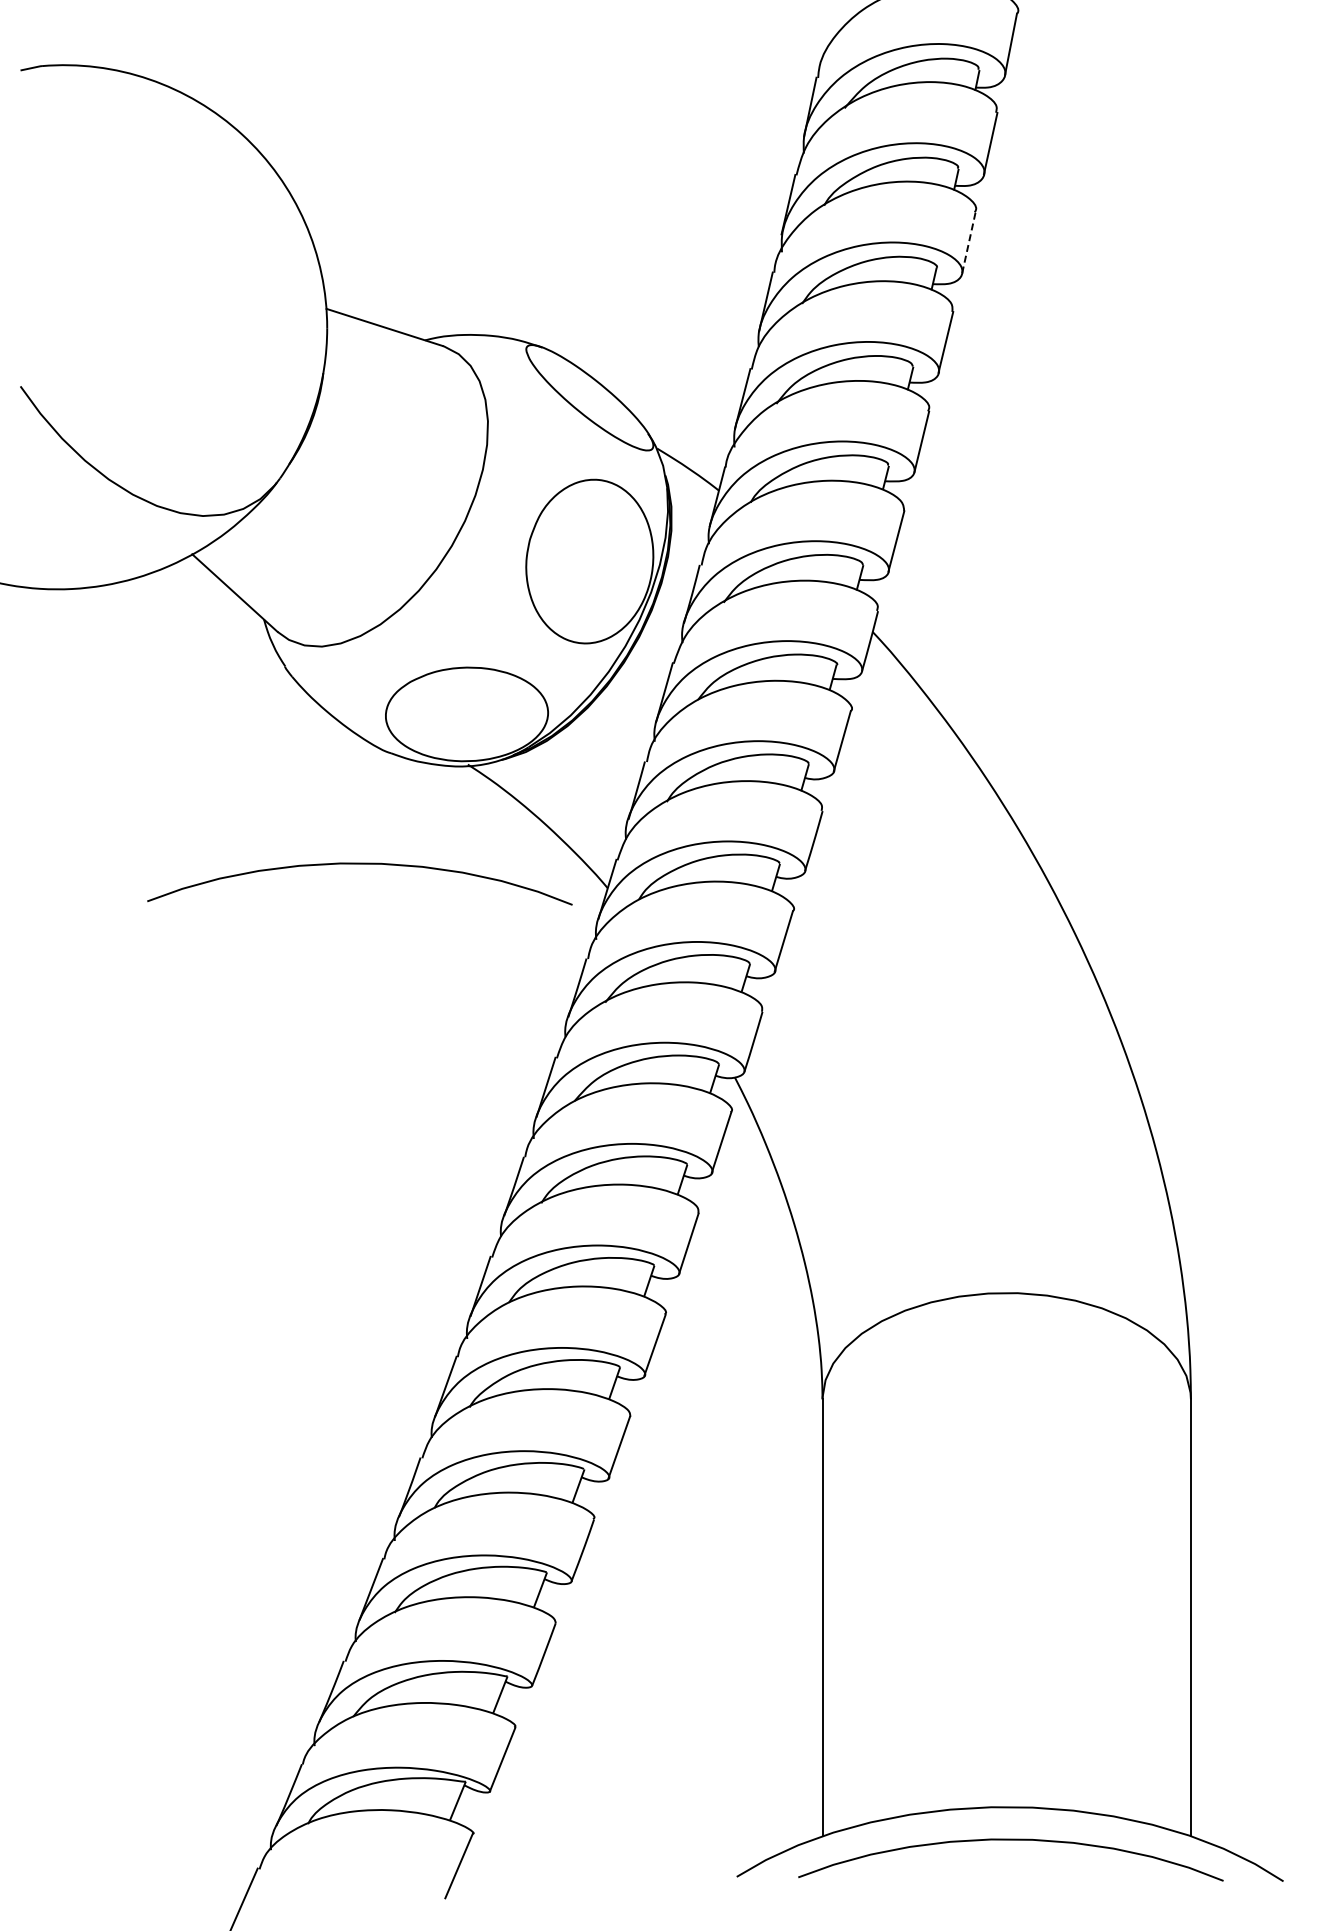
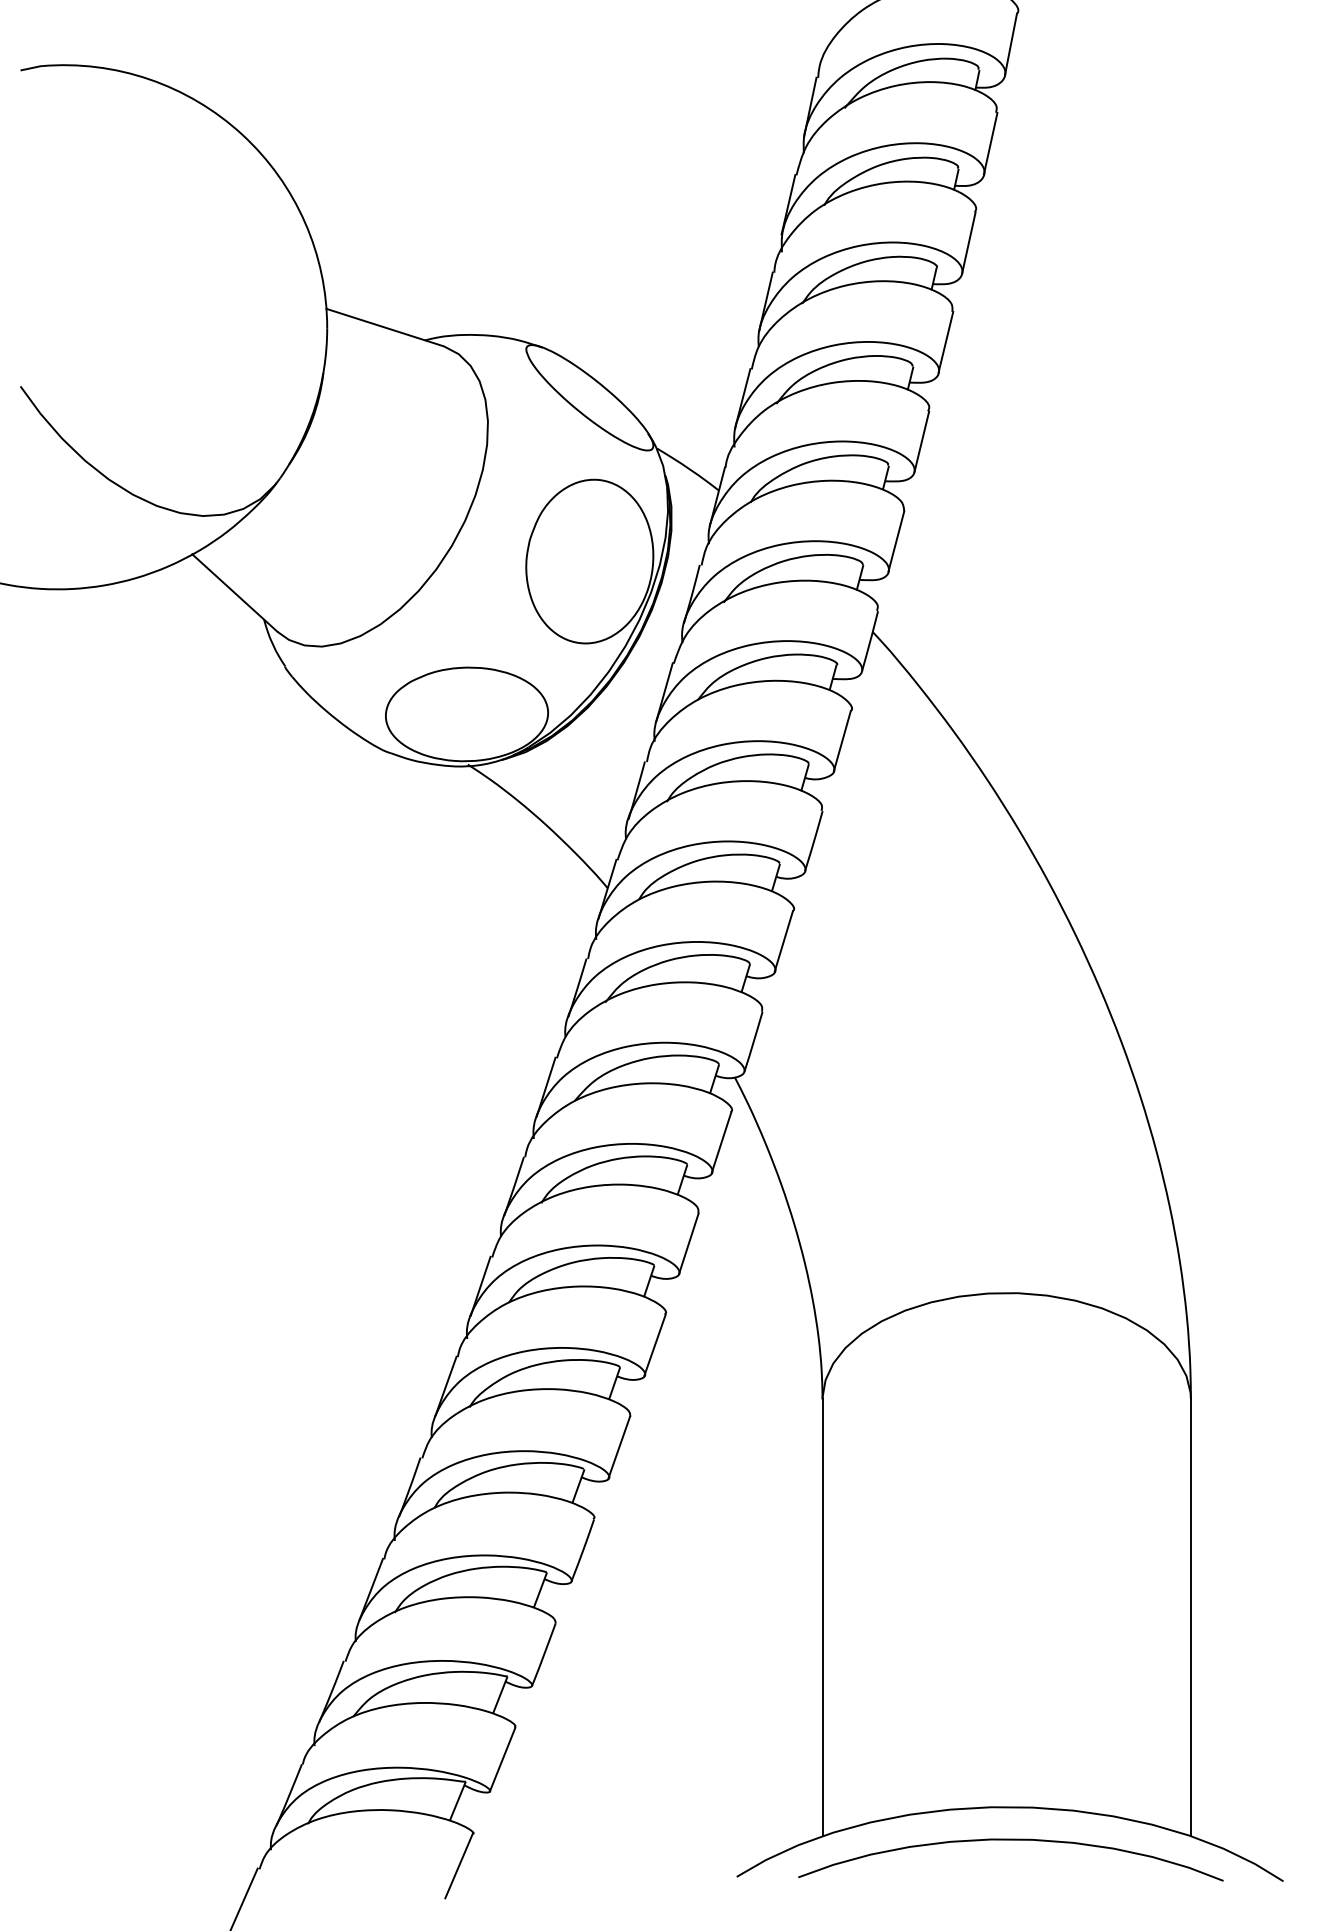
line: dashed -> solid (968, 242)
curve: present -> none (359, 864)
